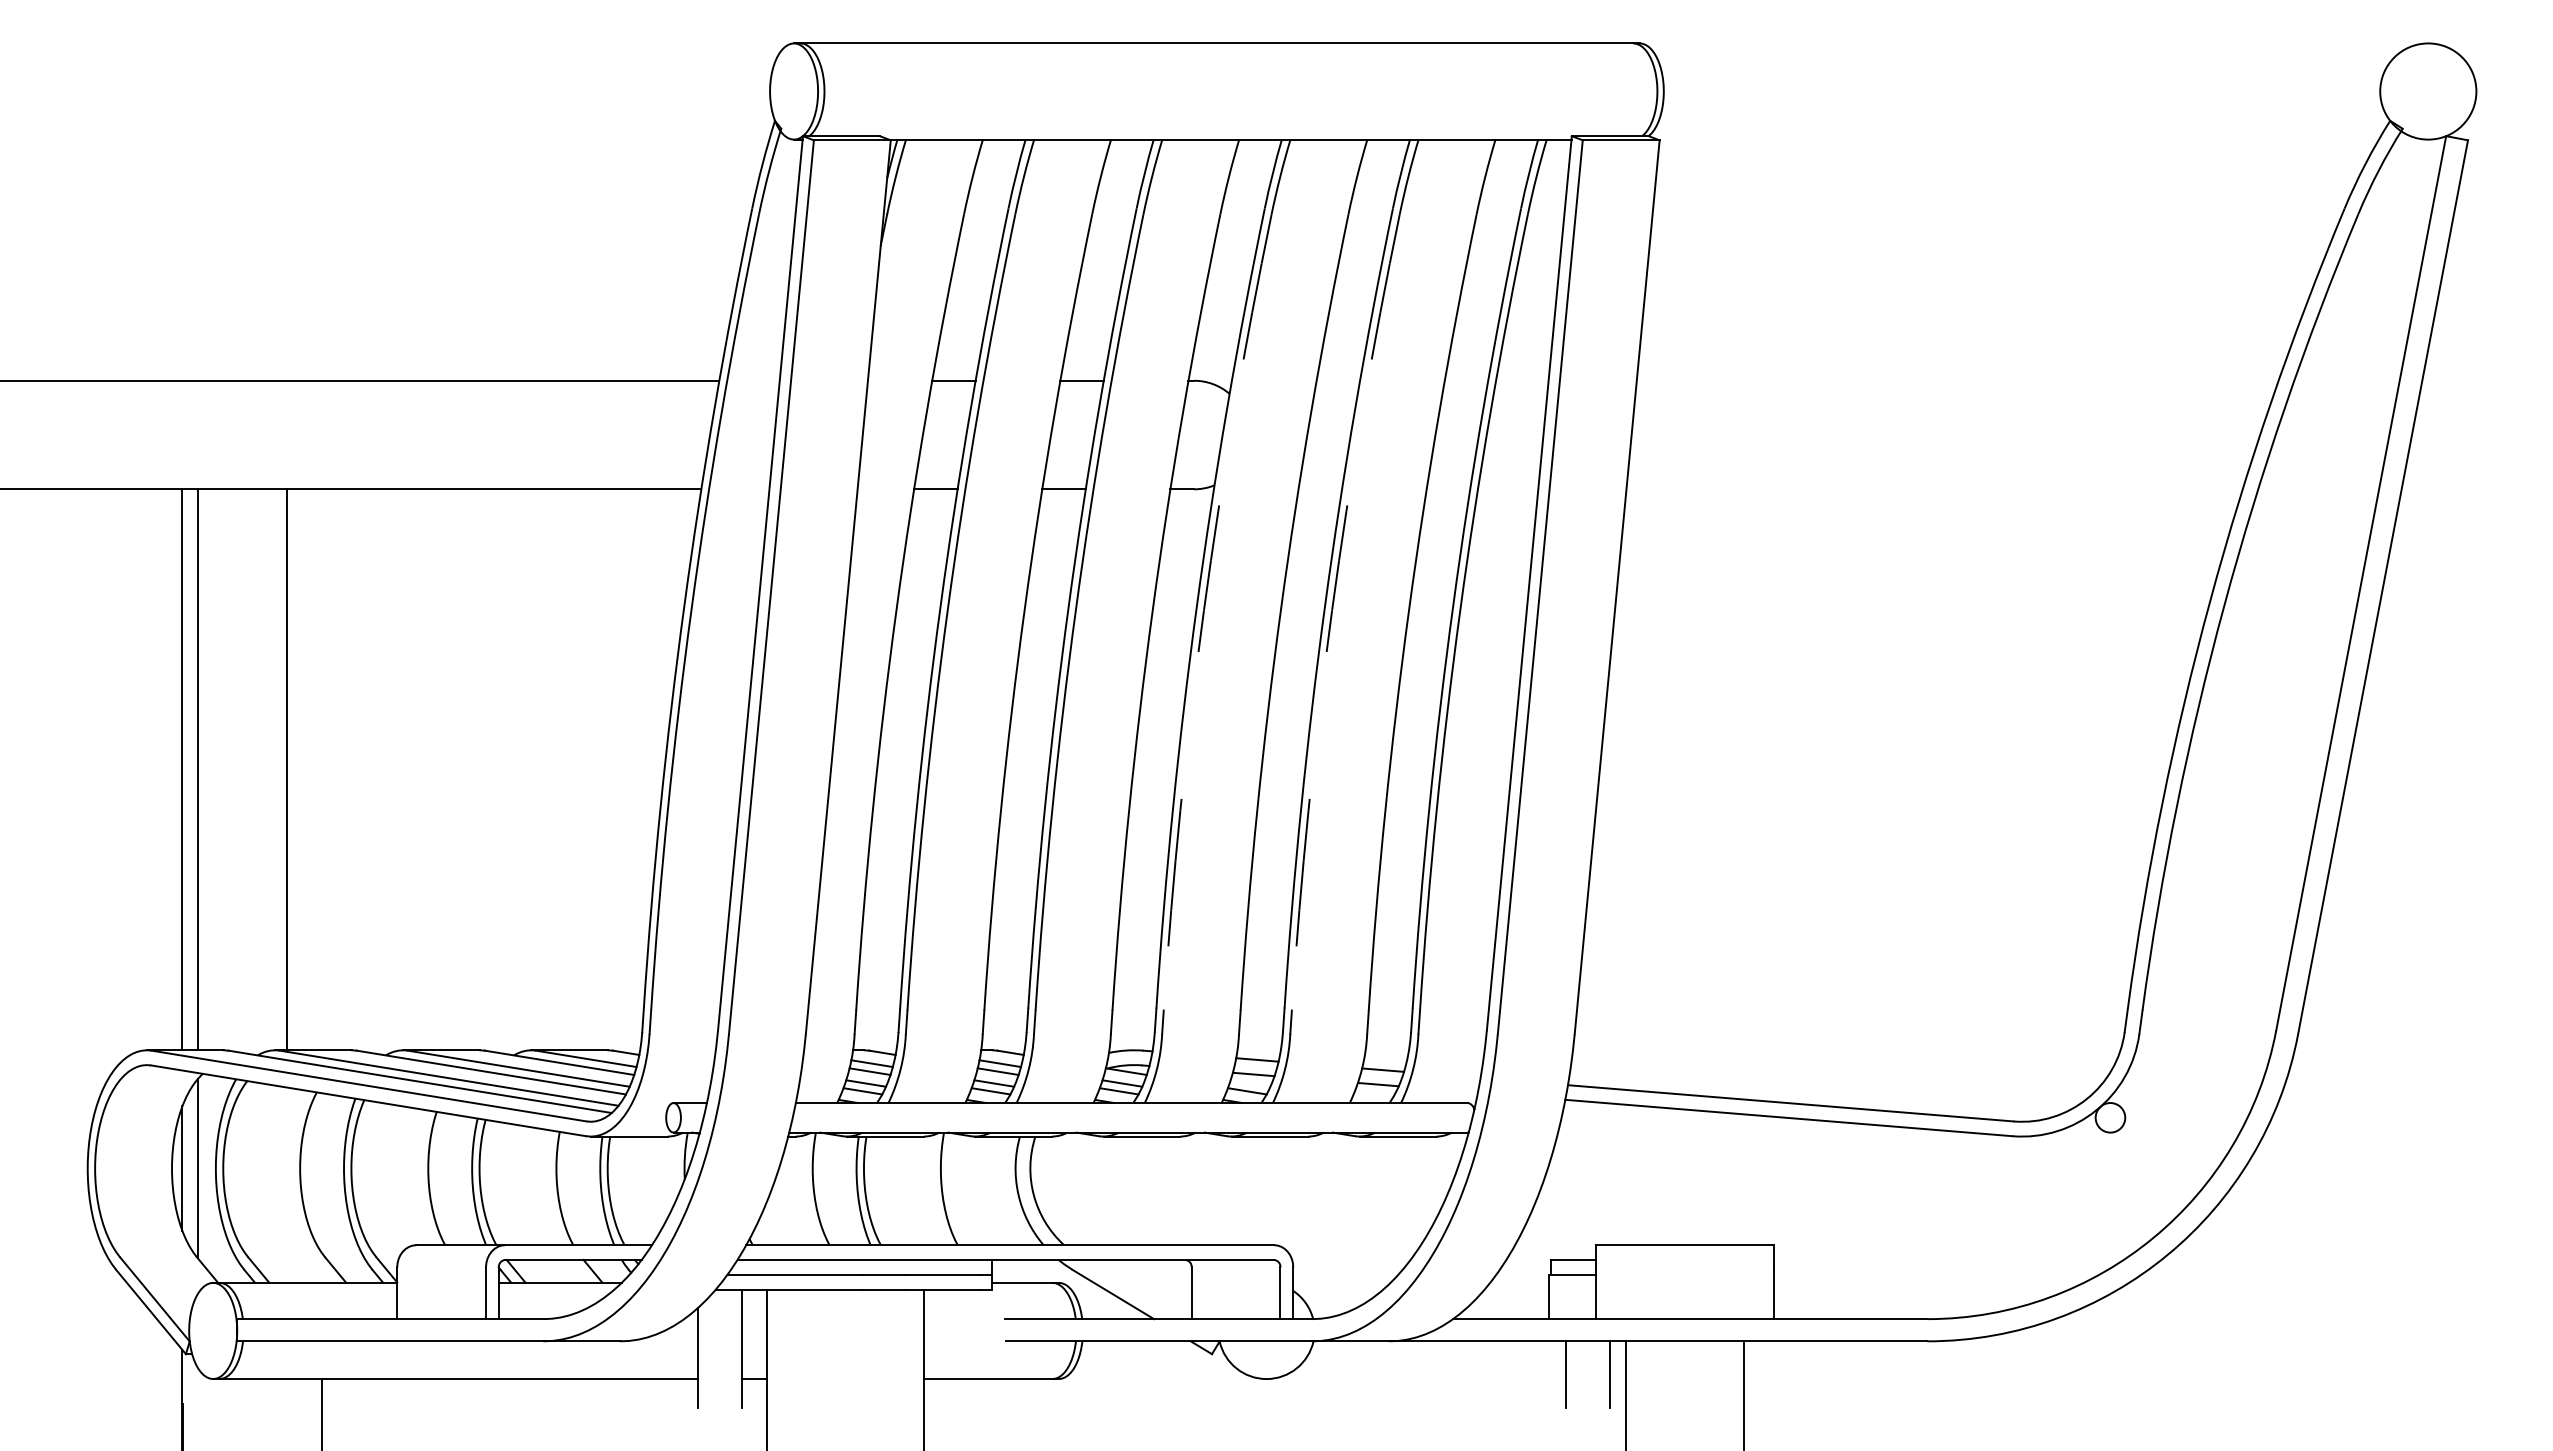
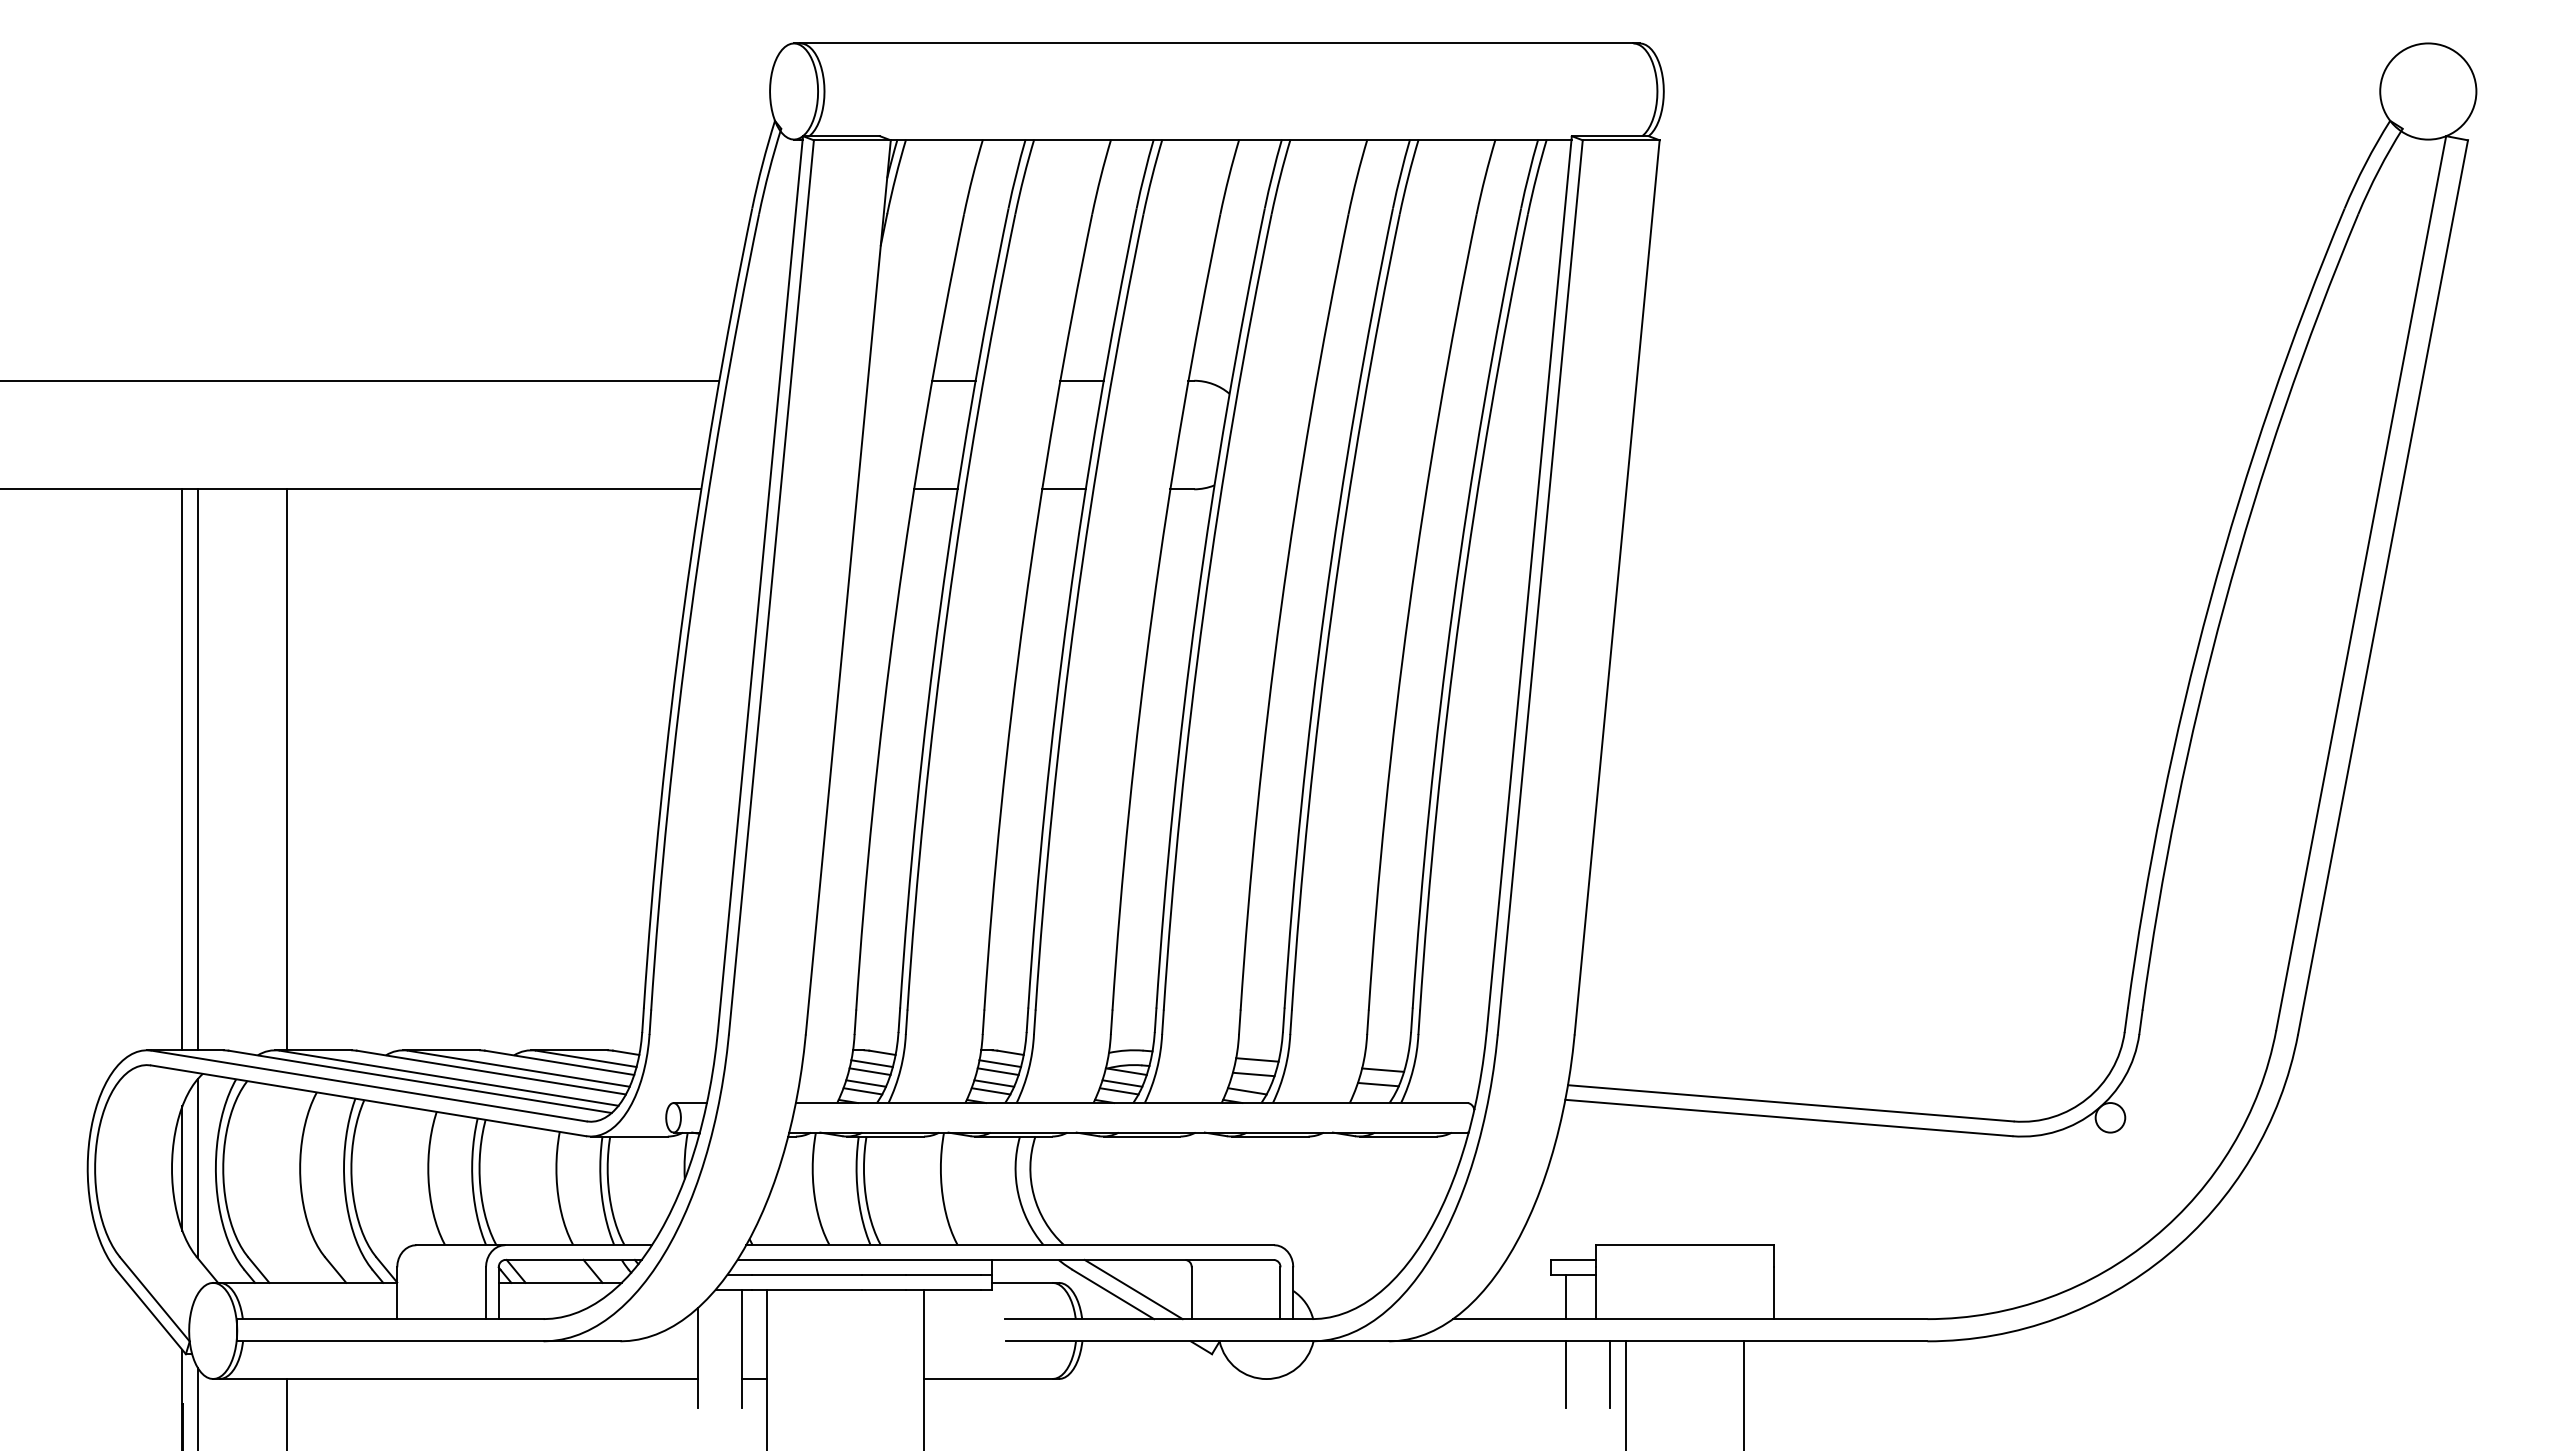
arc: dashed -> solid (1203, 610)
arc: dashed -> solid (1332, 610)
line: none -> present (1133, 1289)
line position: (1548, 1296) -> (1565, 1296) (1565, 1296)
line: none -> present (197, 1407)
line position: (321, 1413) -> (286, 1413) (286, 1413)
